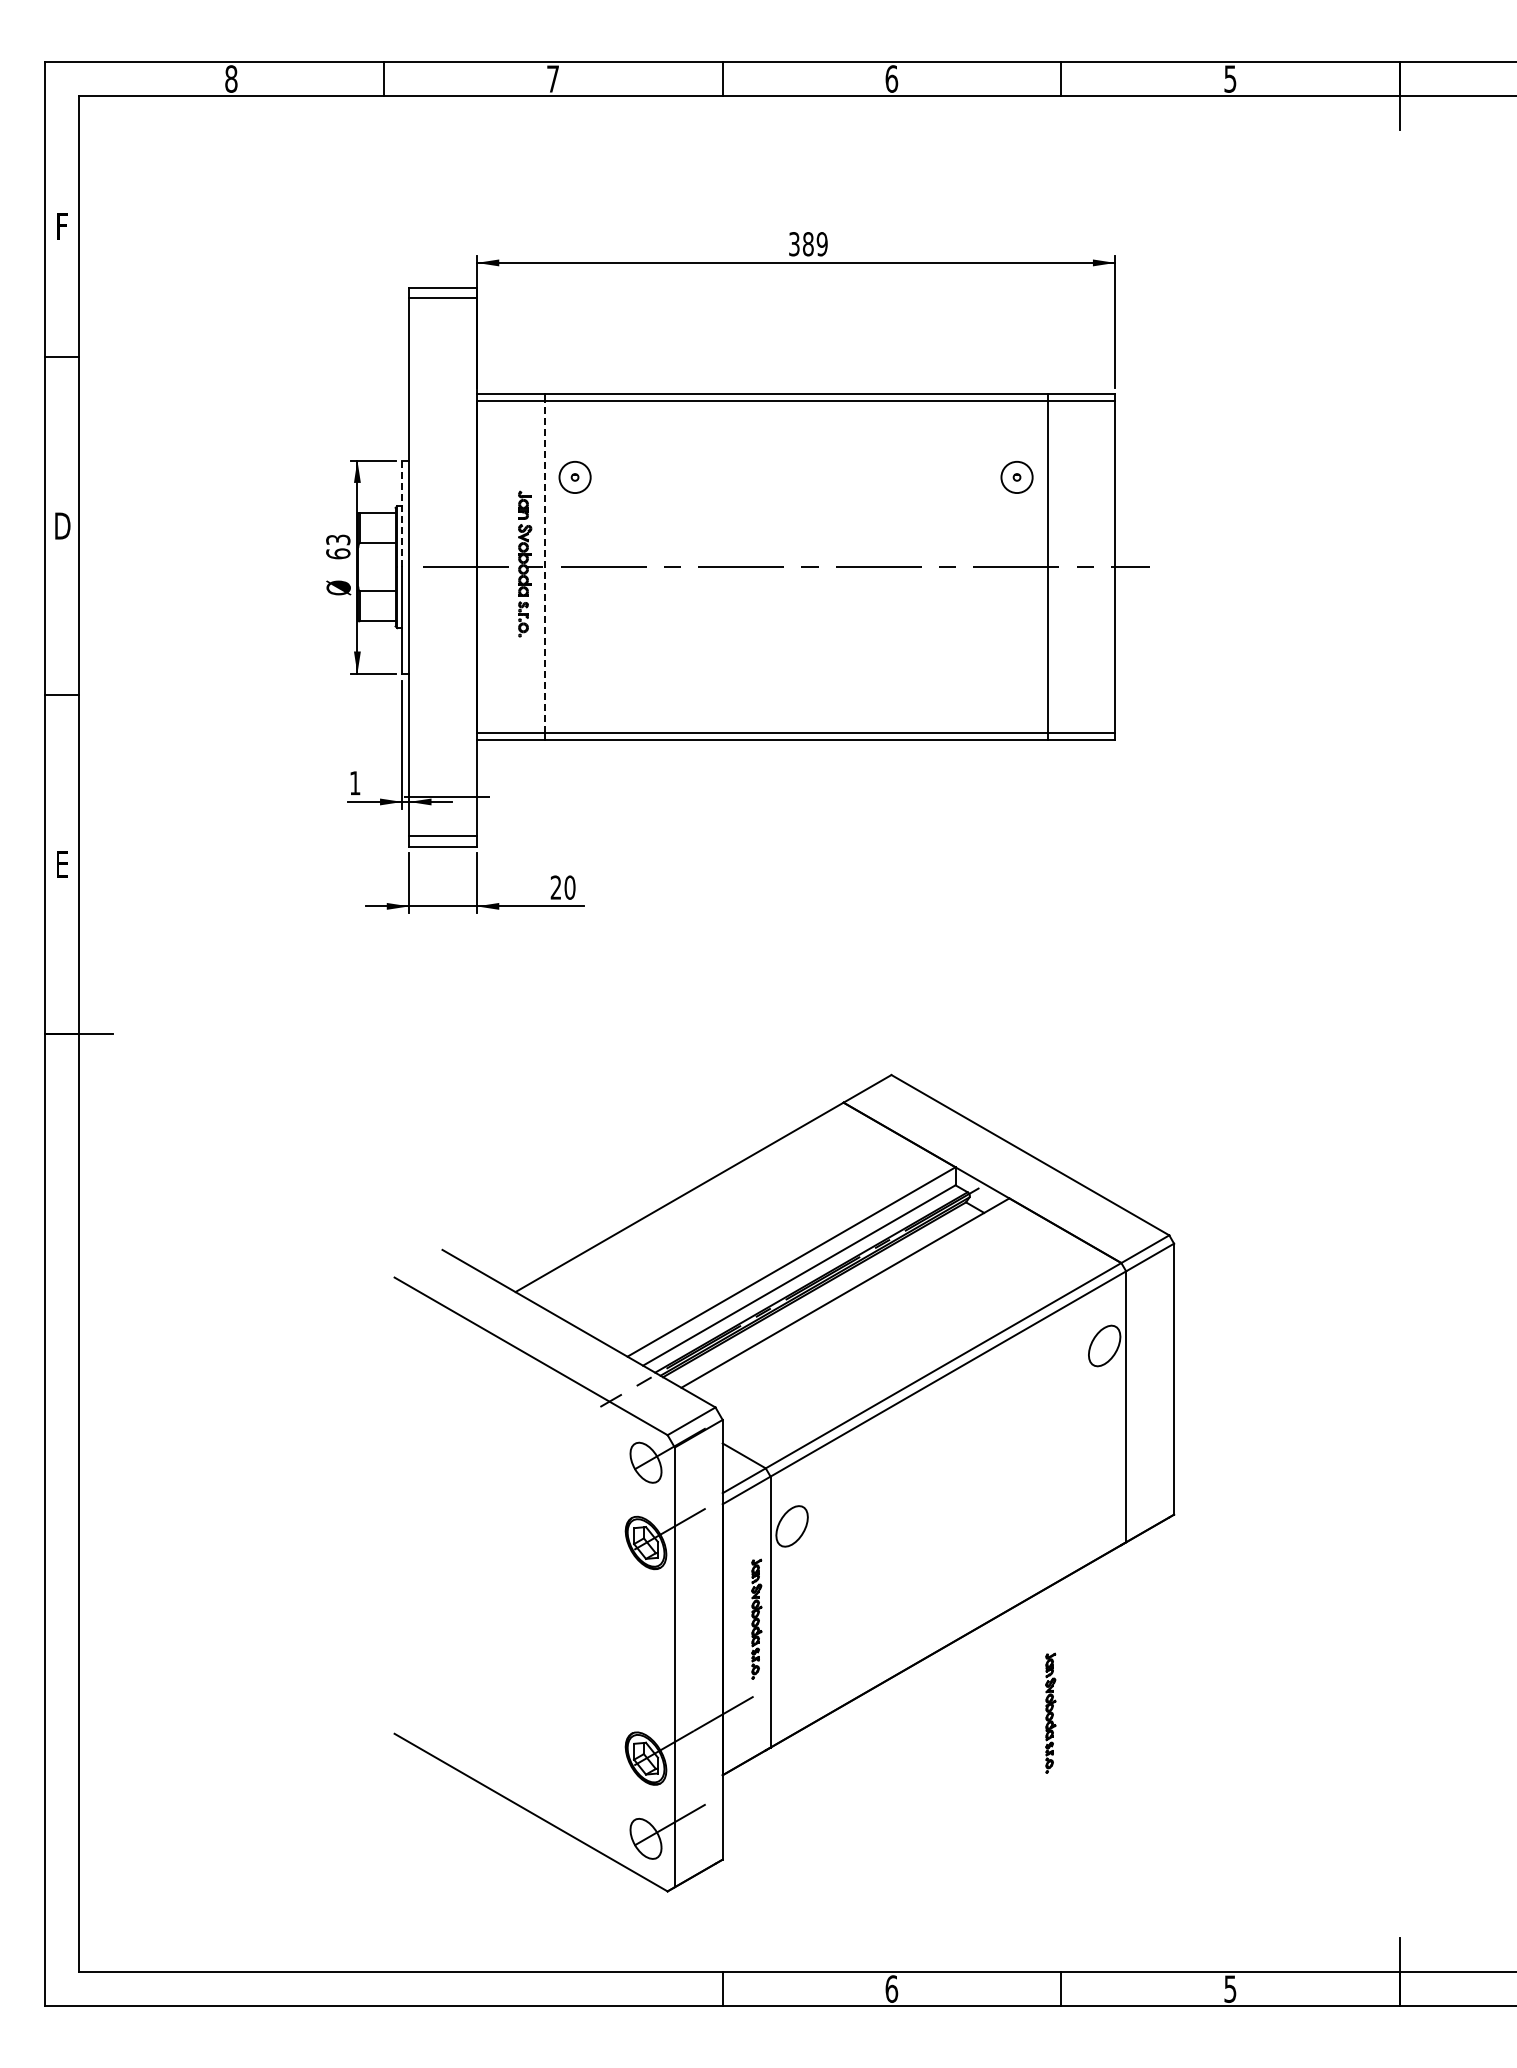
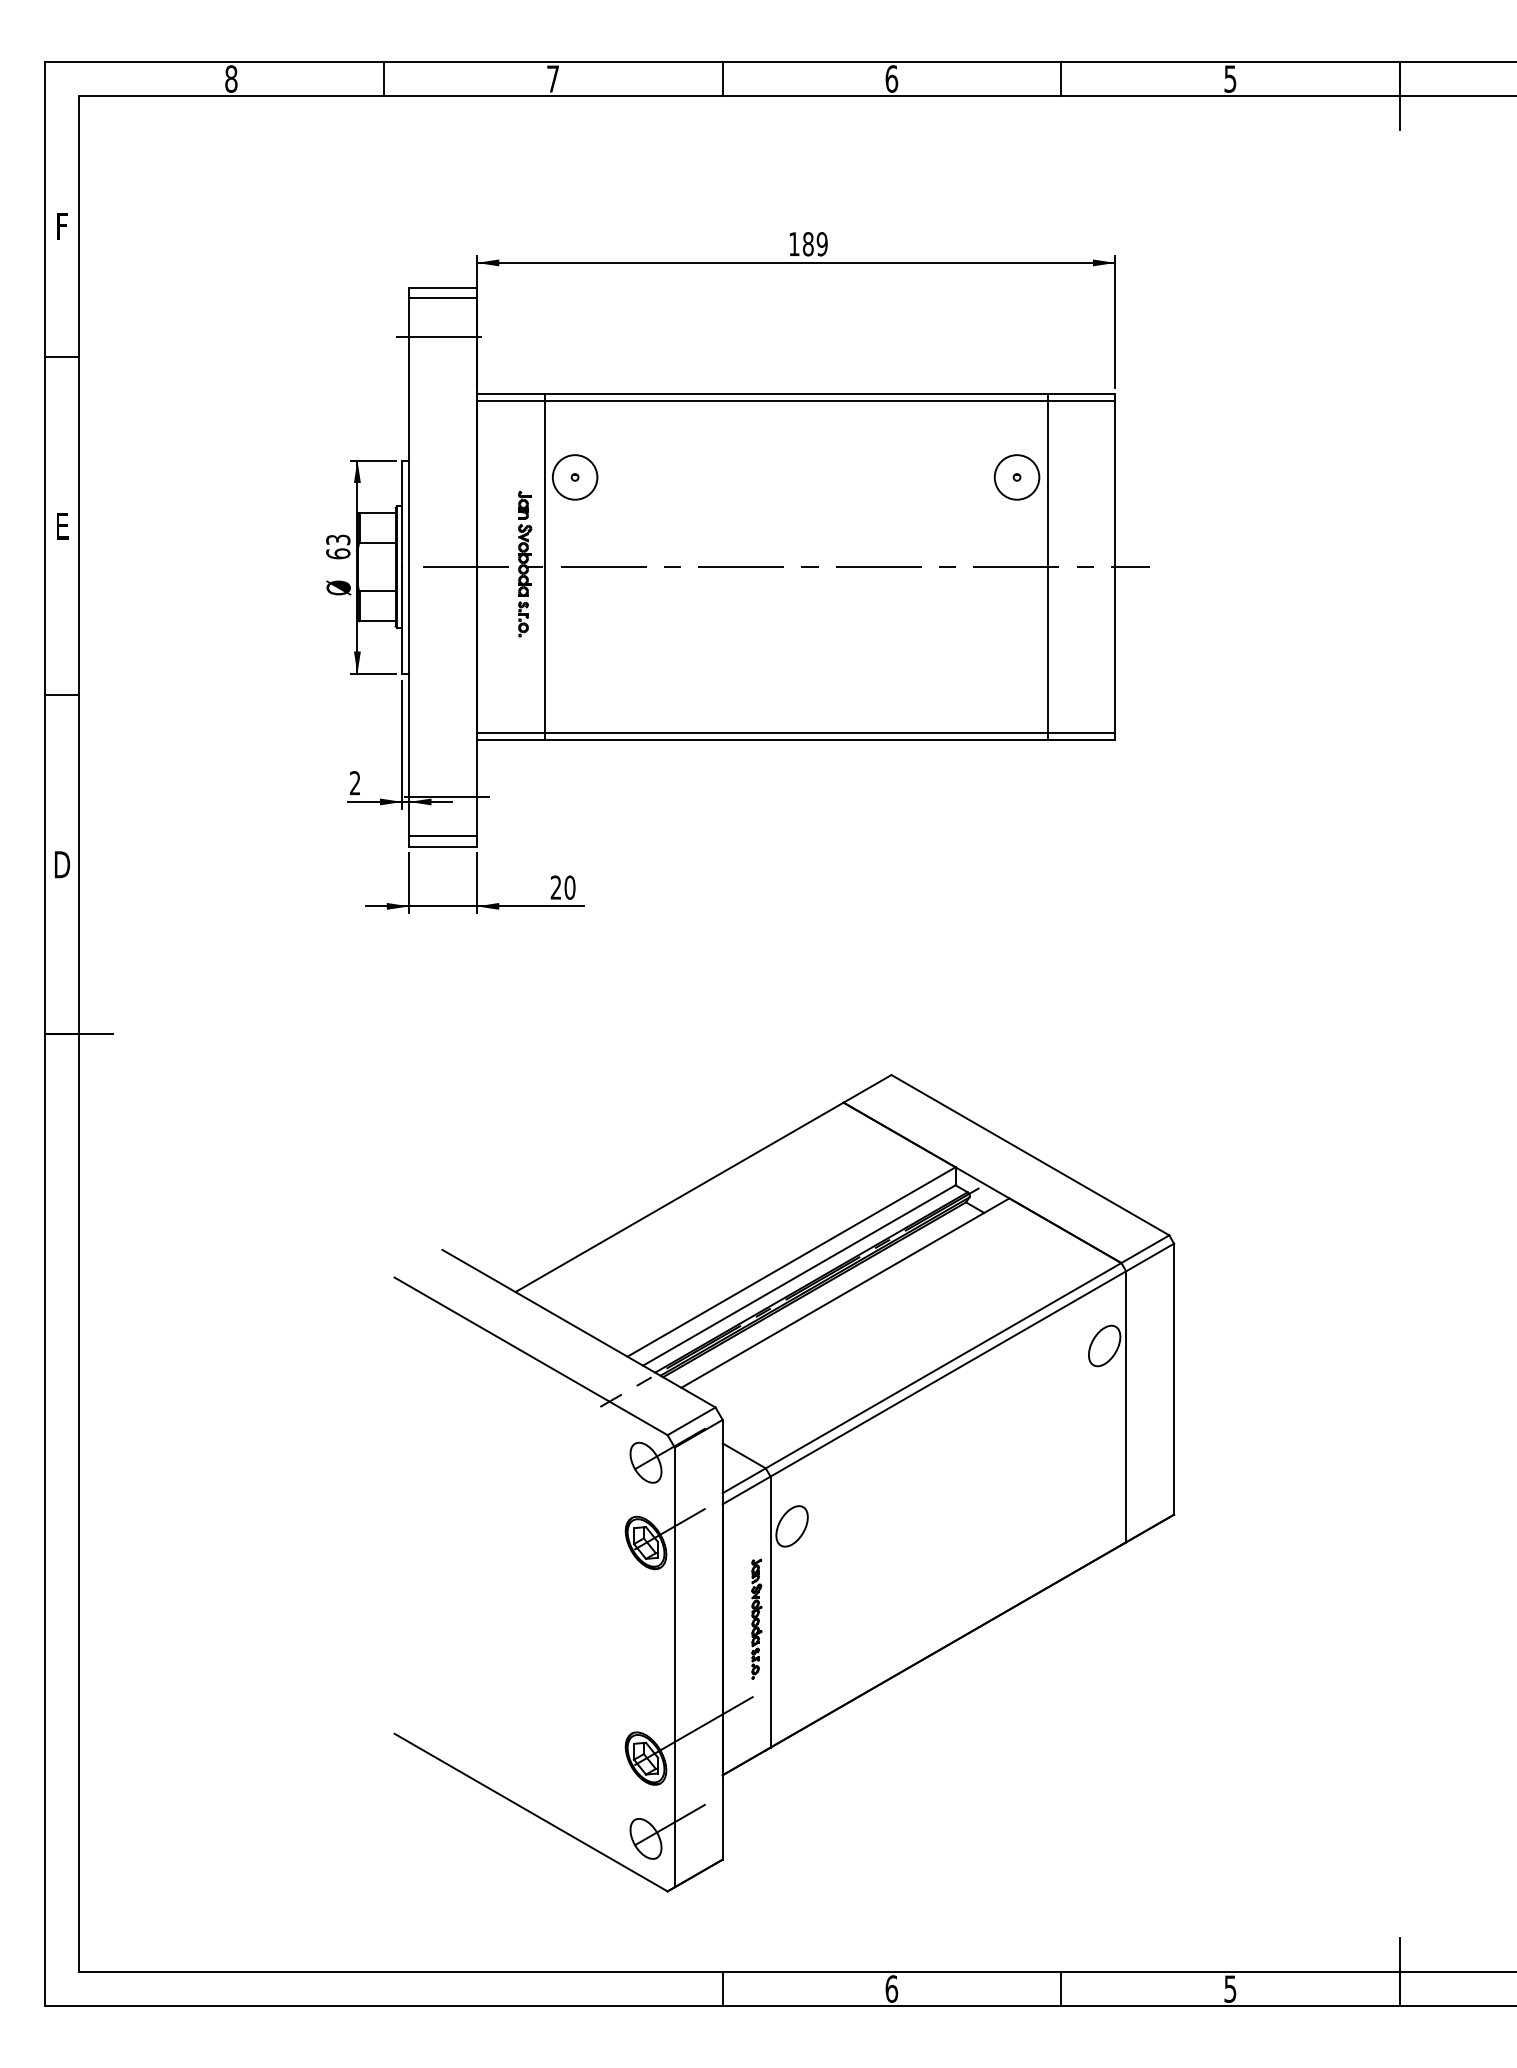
text: 389 -> 189 (794, 244)
line: none -> present (442, 336)
circle diameter: 31 px -> 45 px (574, 477)
circle diameter: 31 px -> 45 px (1016, 477)
line: dashed -> solid (402, 513)
text: D -> E (62, 525)
line: dashed -> solid (544, 567)
text: 1 -> 2 (354, 783)
text: E -> D (62, 864)
part: present -> none (1050, 1712)
